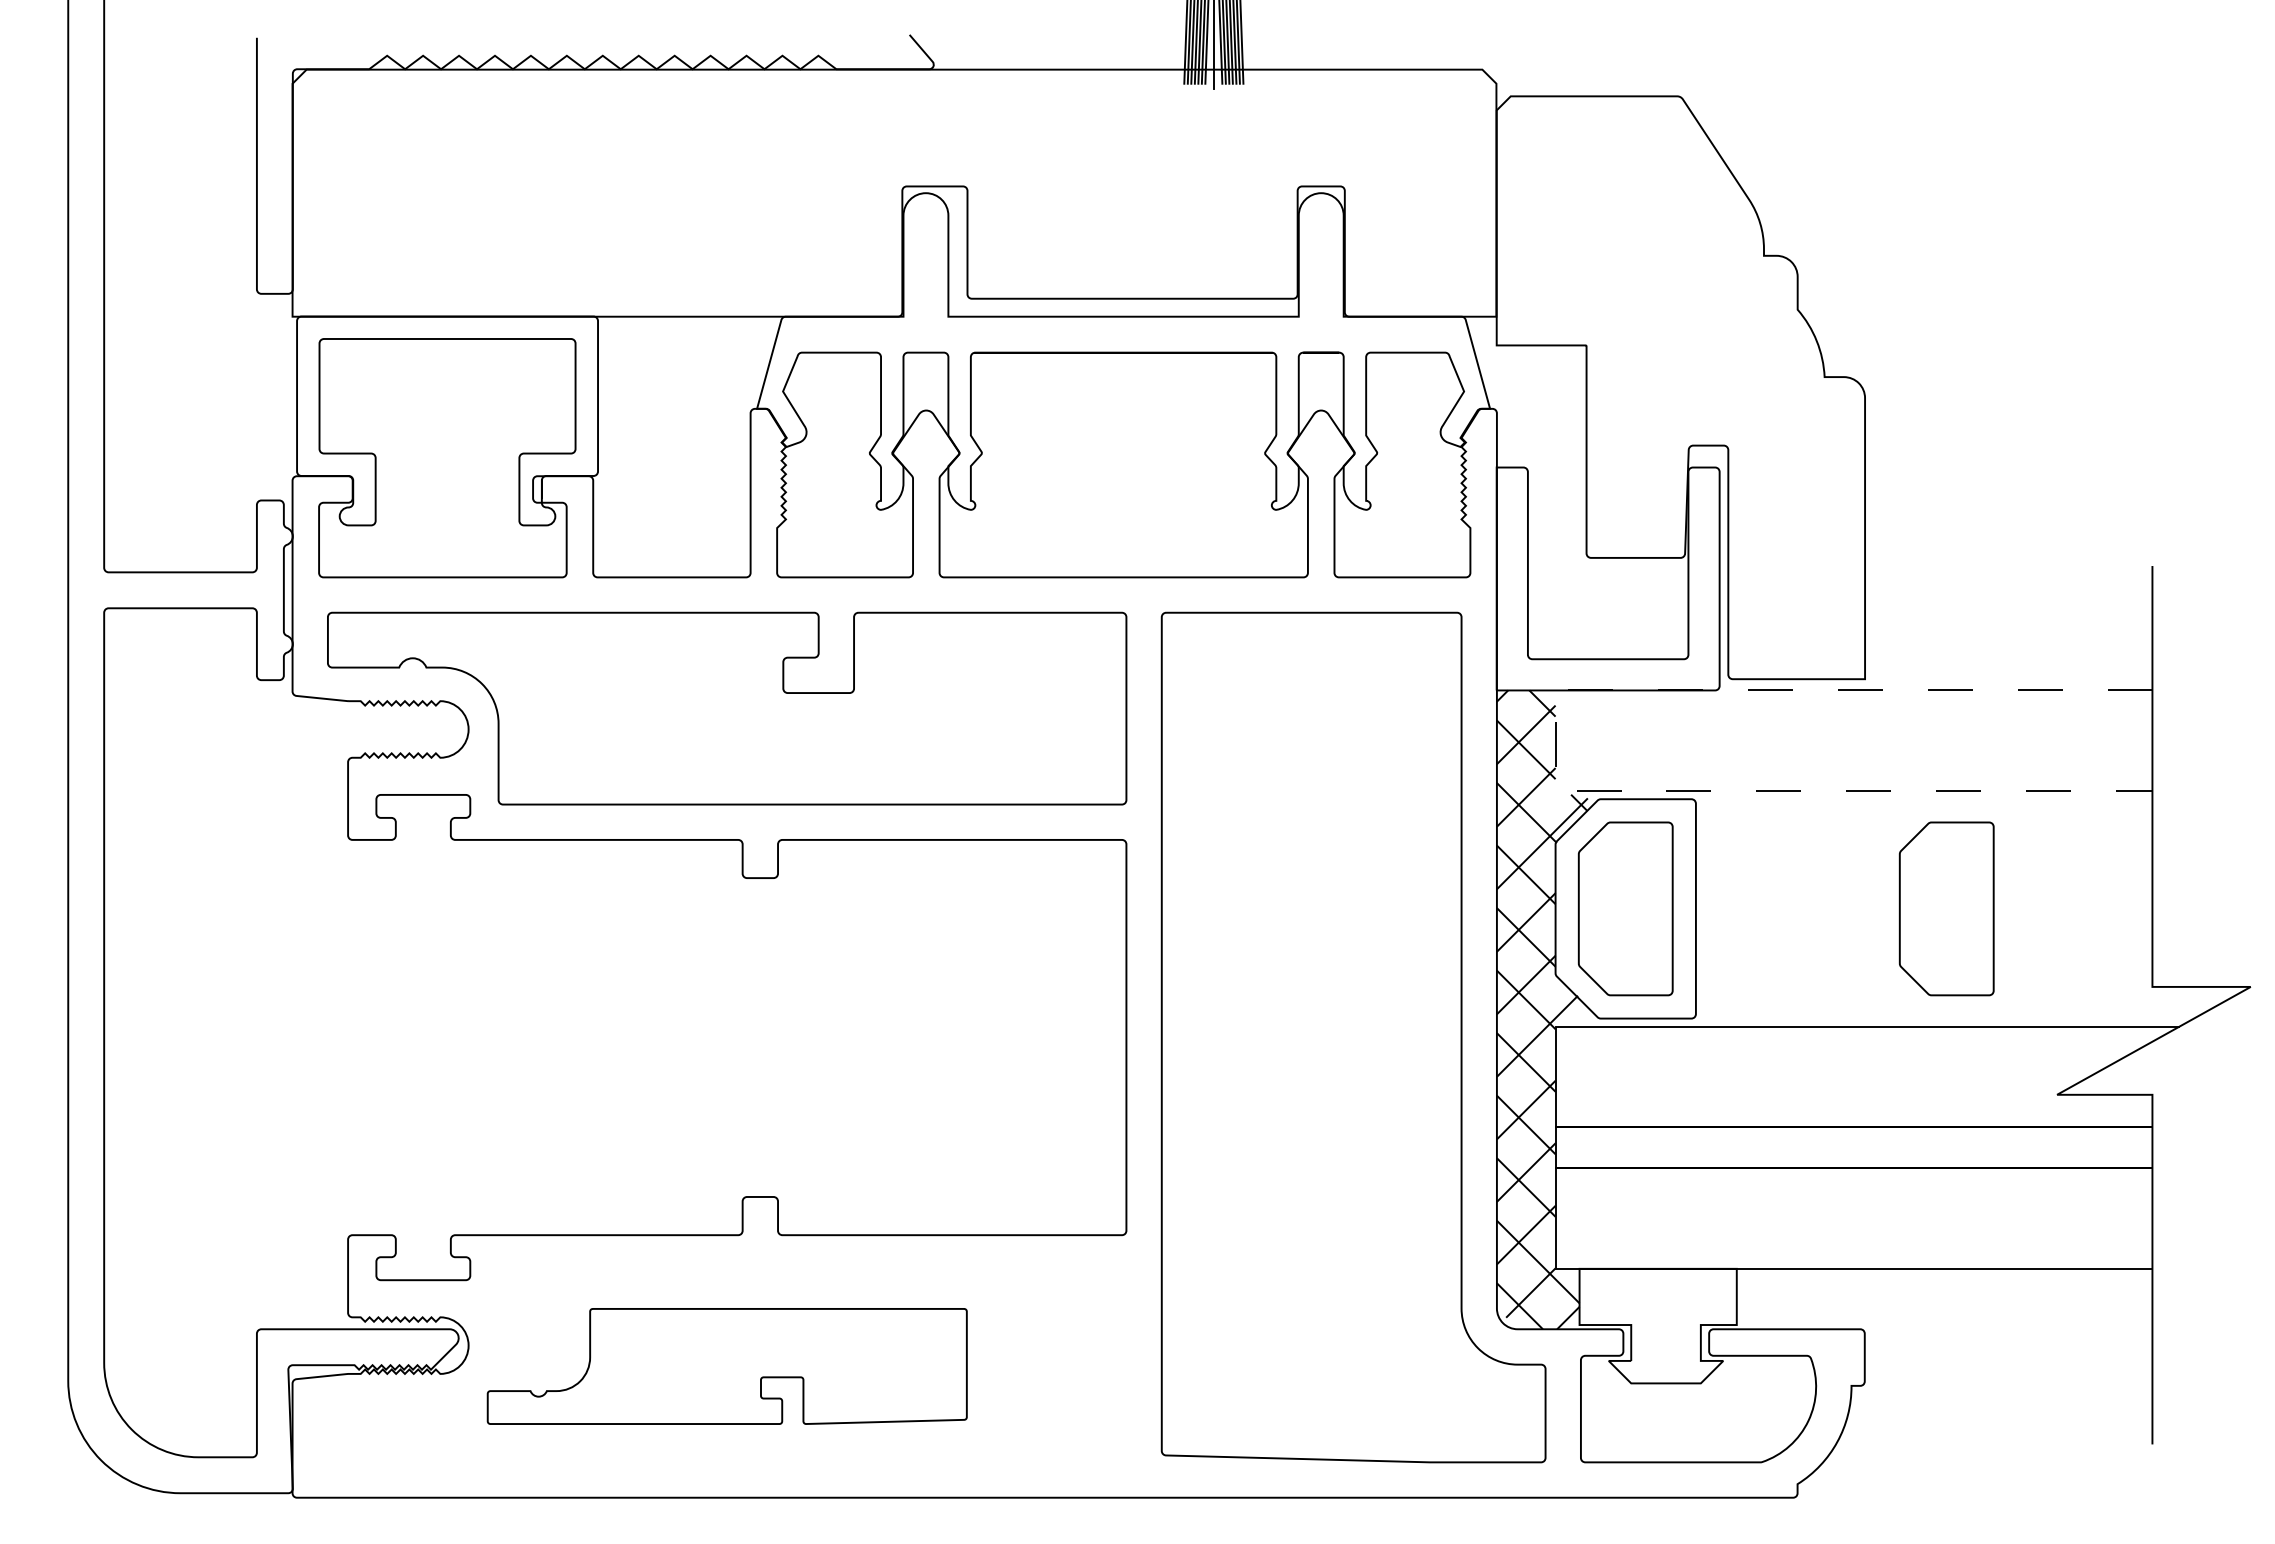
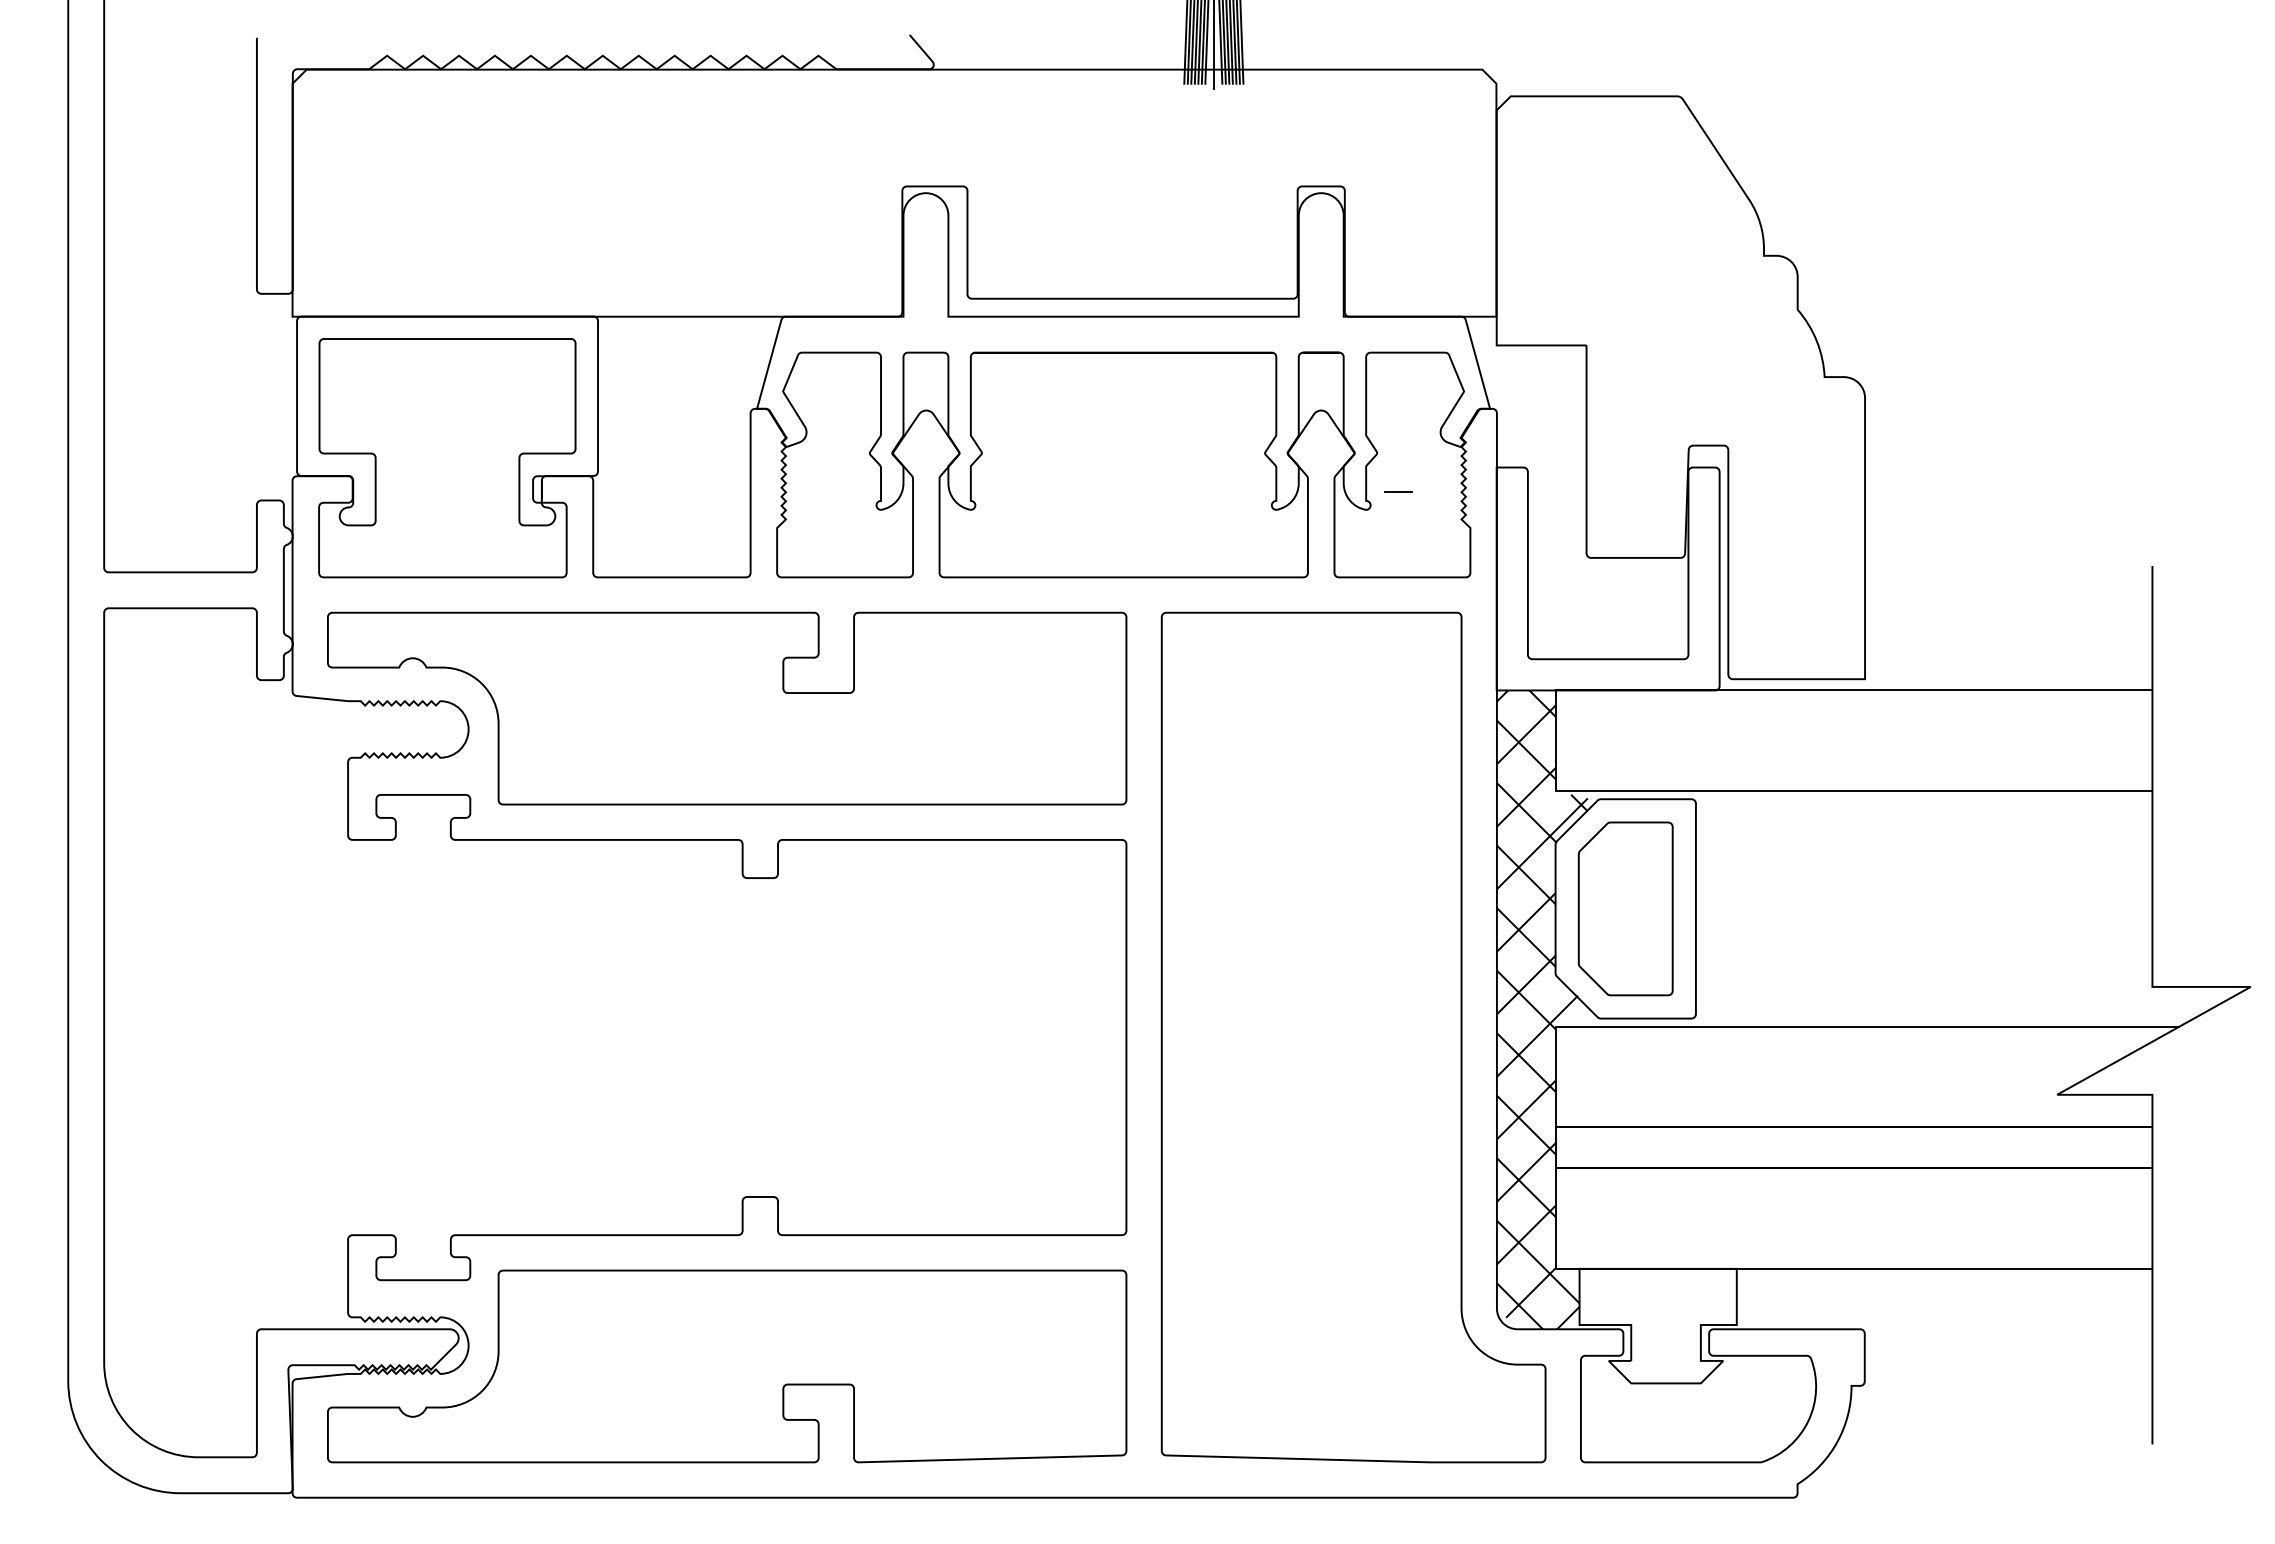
line: none -> present (1398, 491)
line: dashed -> solid (1555, 741)
part: present -> none (1946, 908)
part size: 482x117 px -> 801x195 px (727, 1366)
